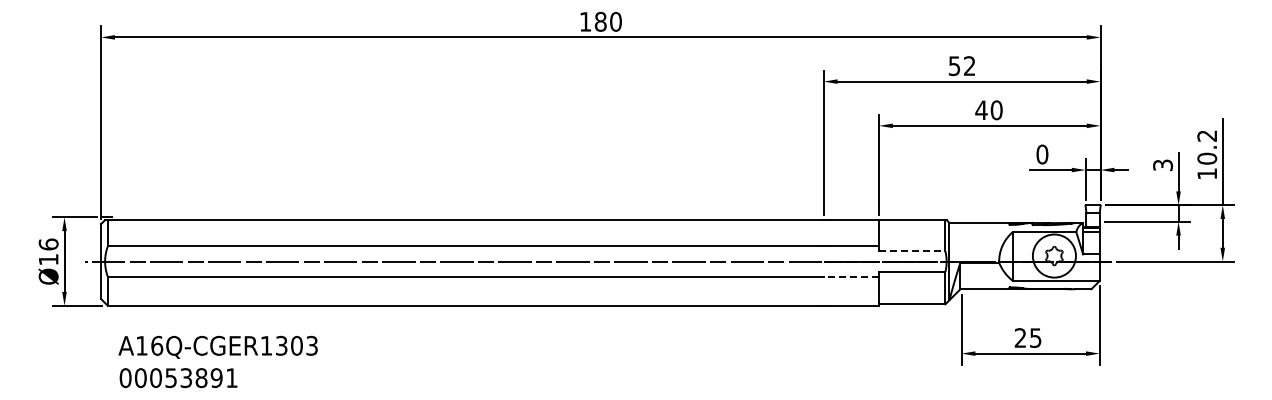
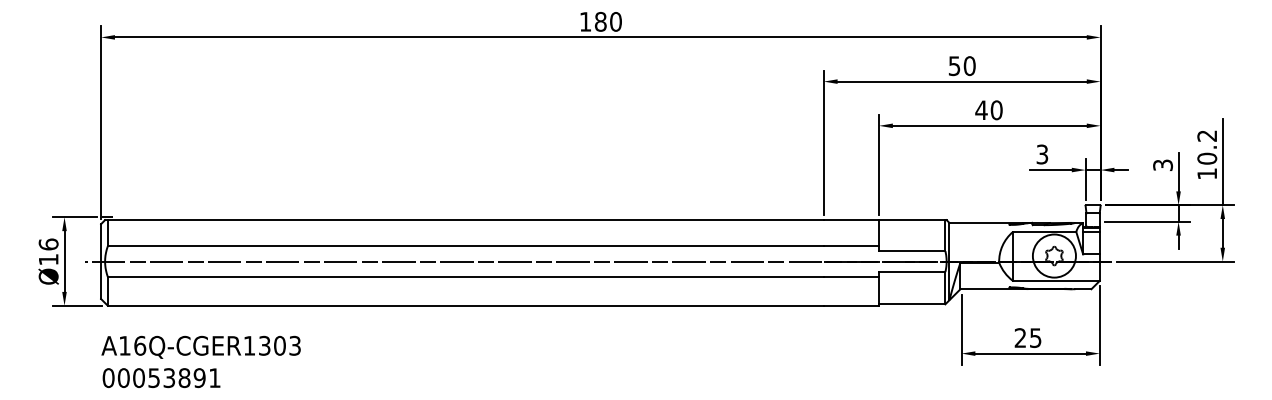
text: 52 -> 50 (969, 66)
text: 0 -> 3 (1042, 154)
line: dashed -> solid (912, 251)
line: dashed -> solid (851, 276)
text position: (217, 361) -> (200, 361) (200, 361)
